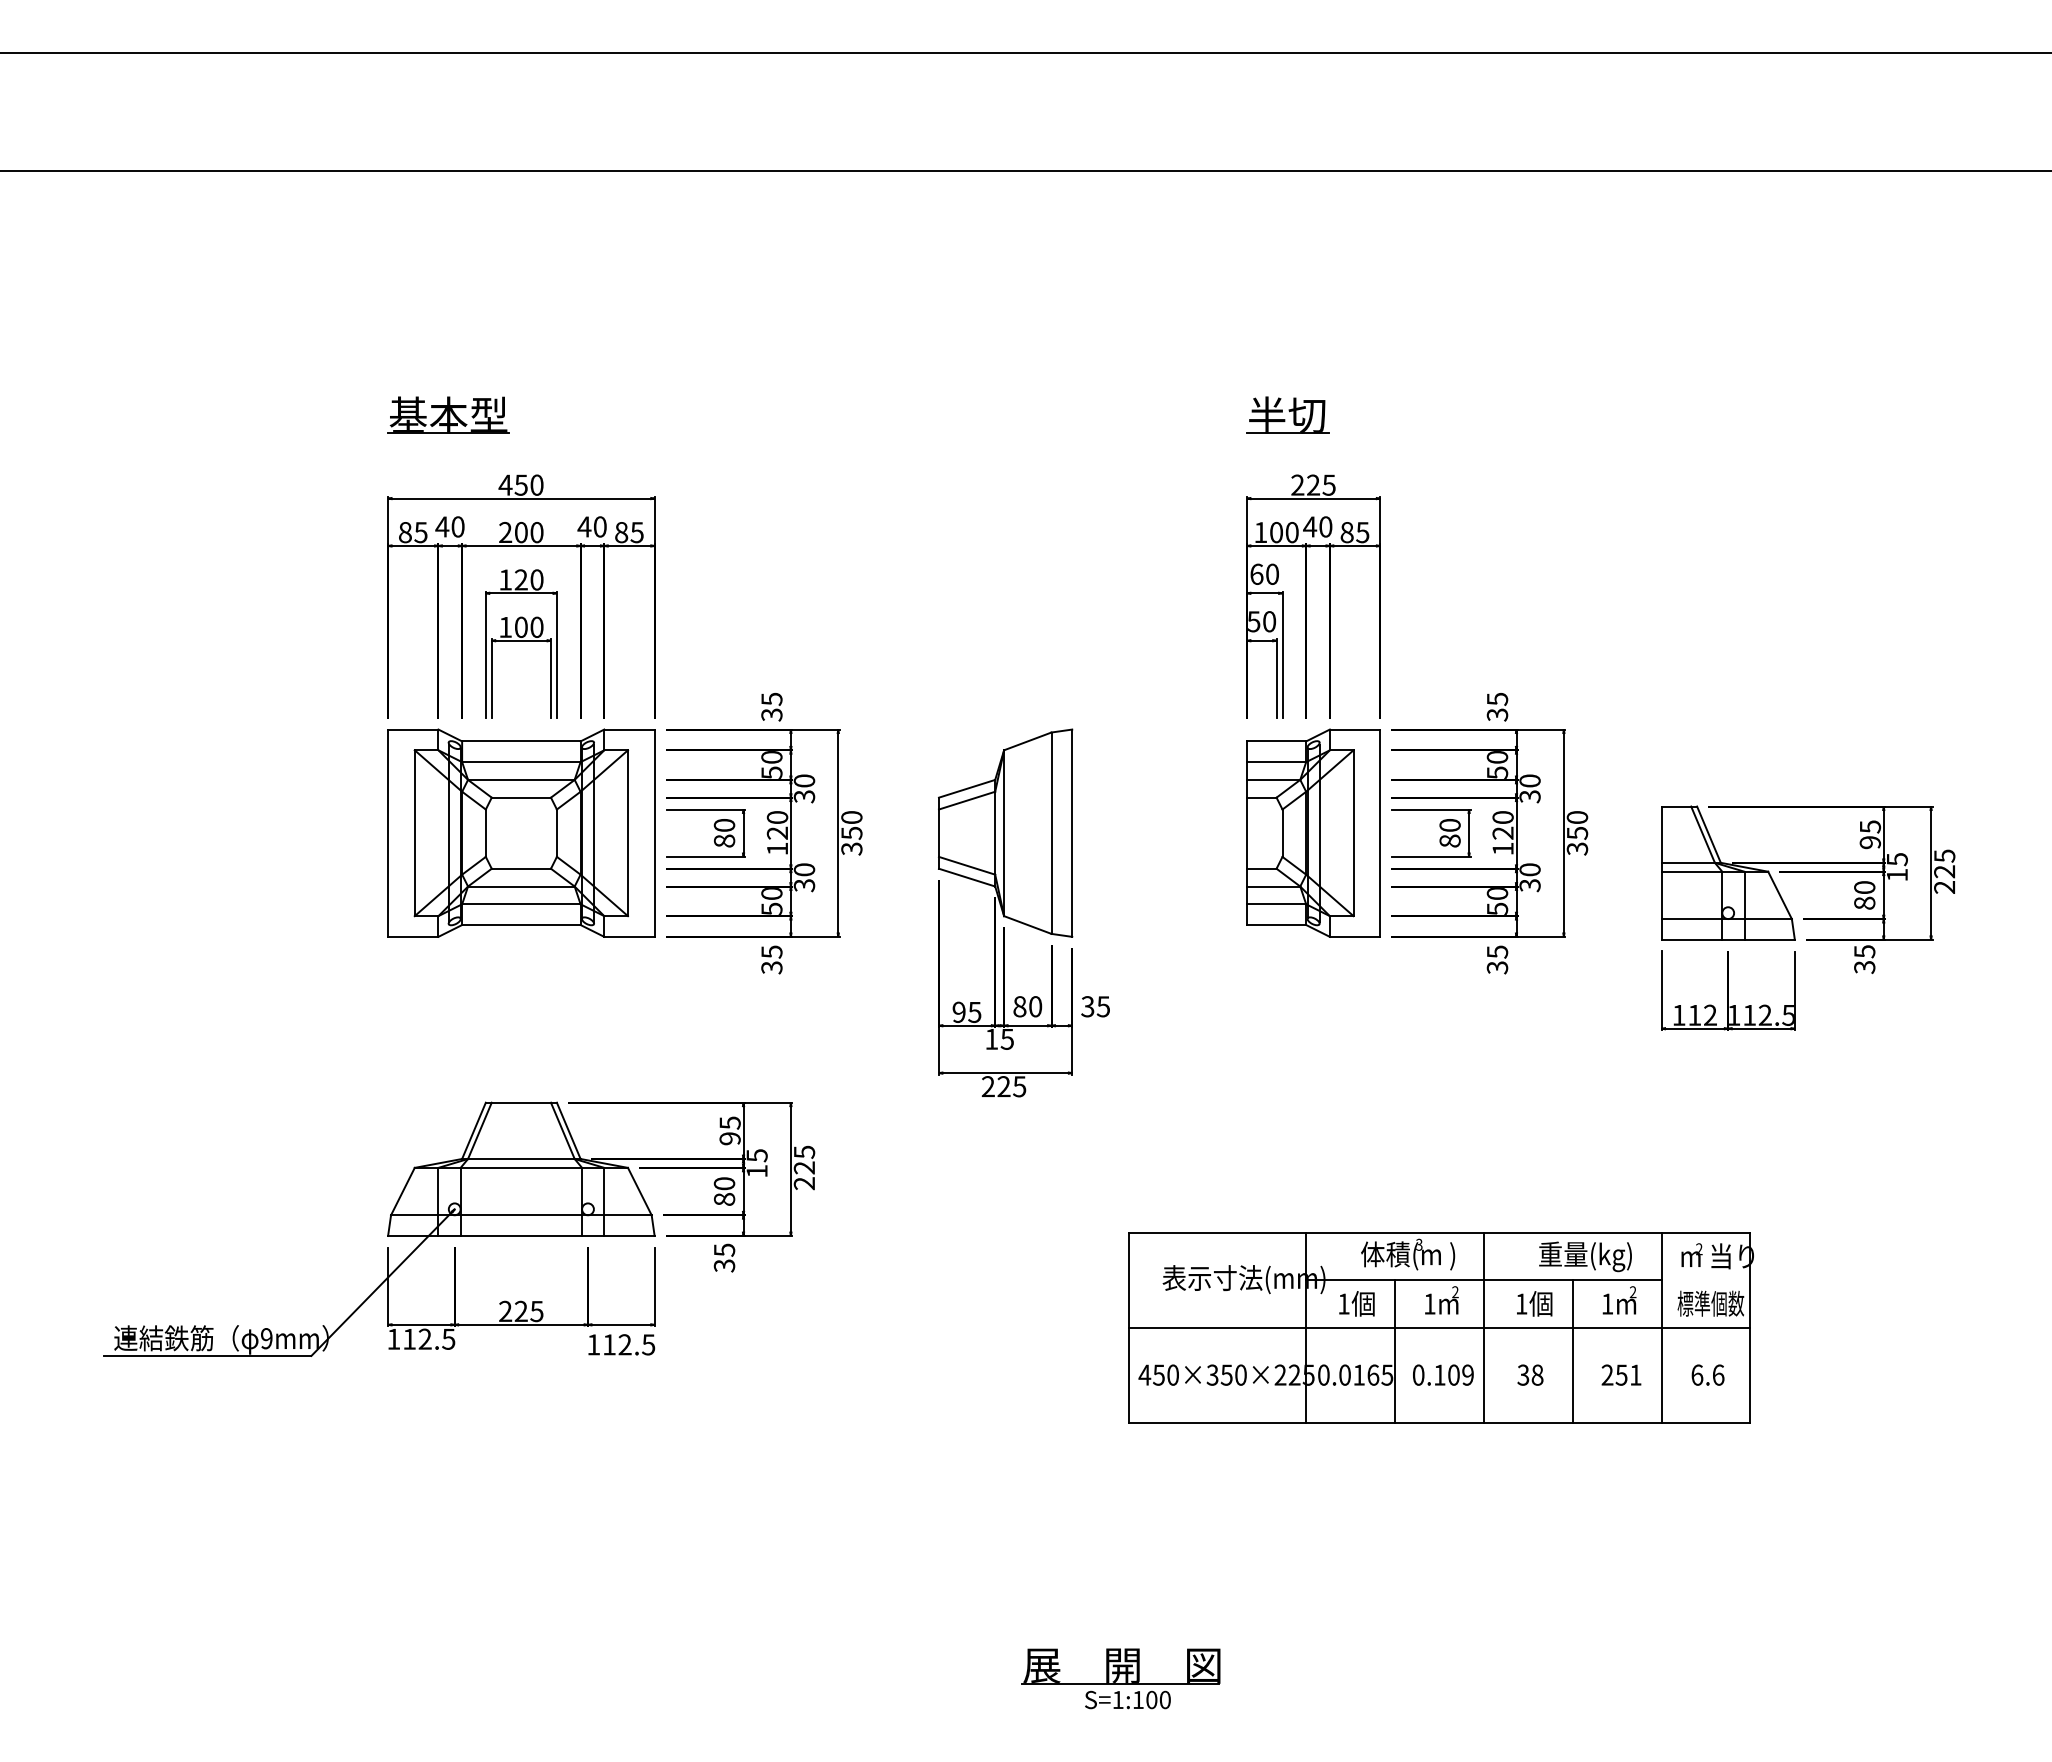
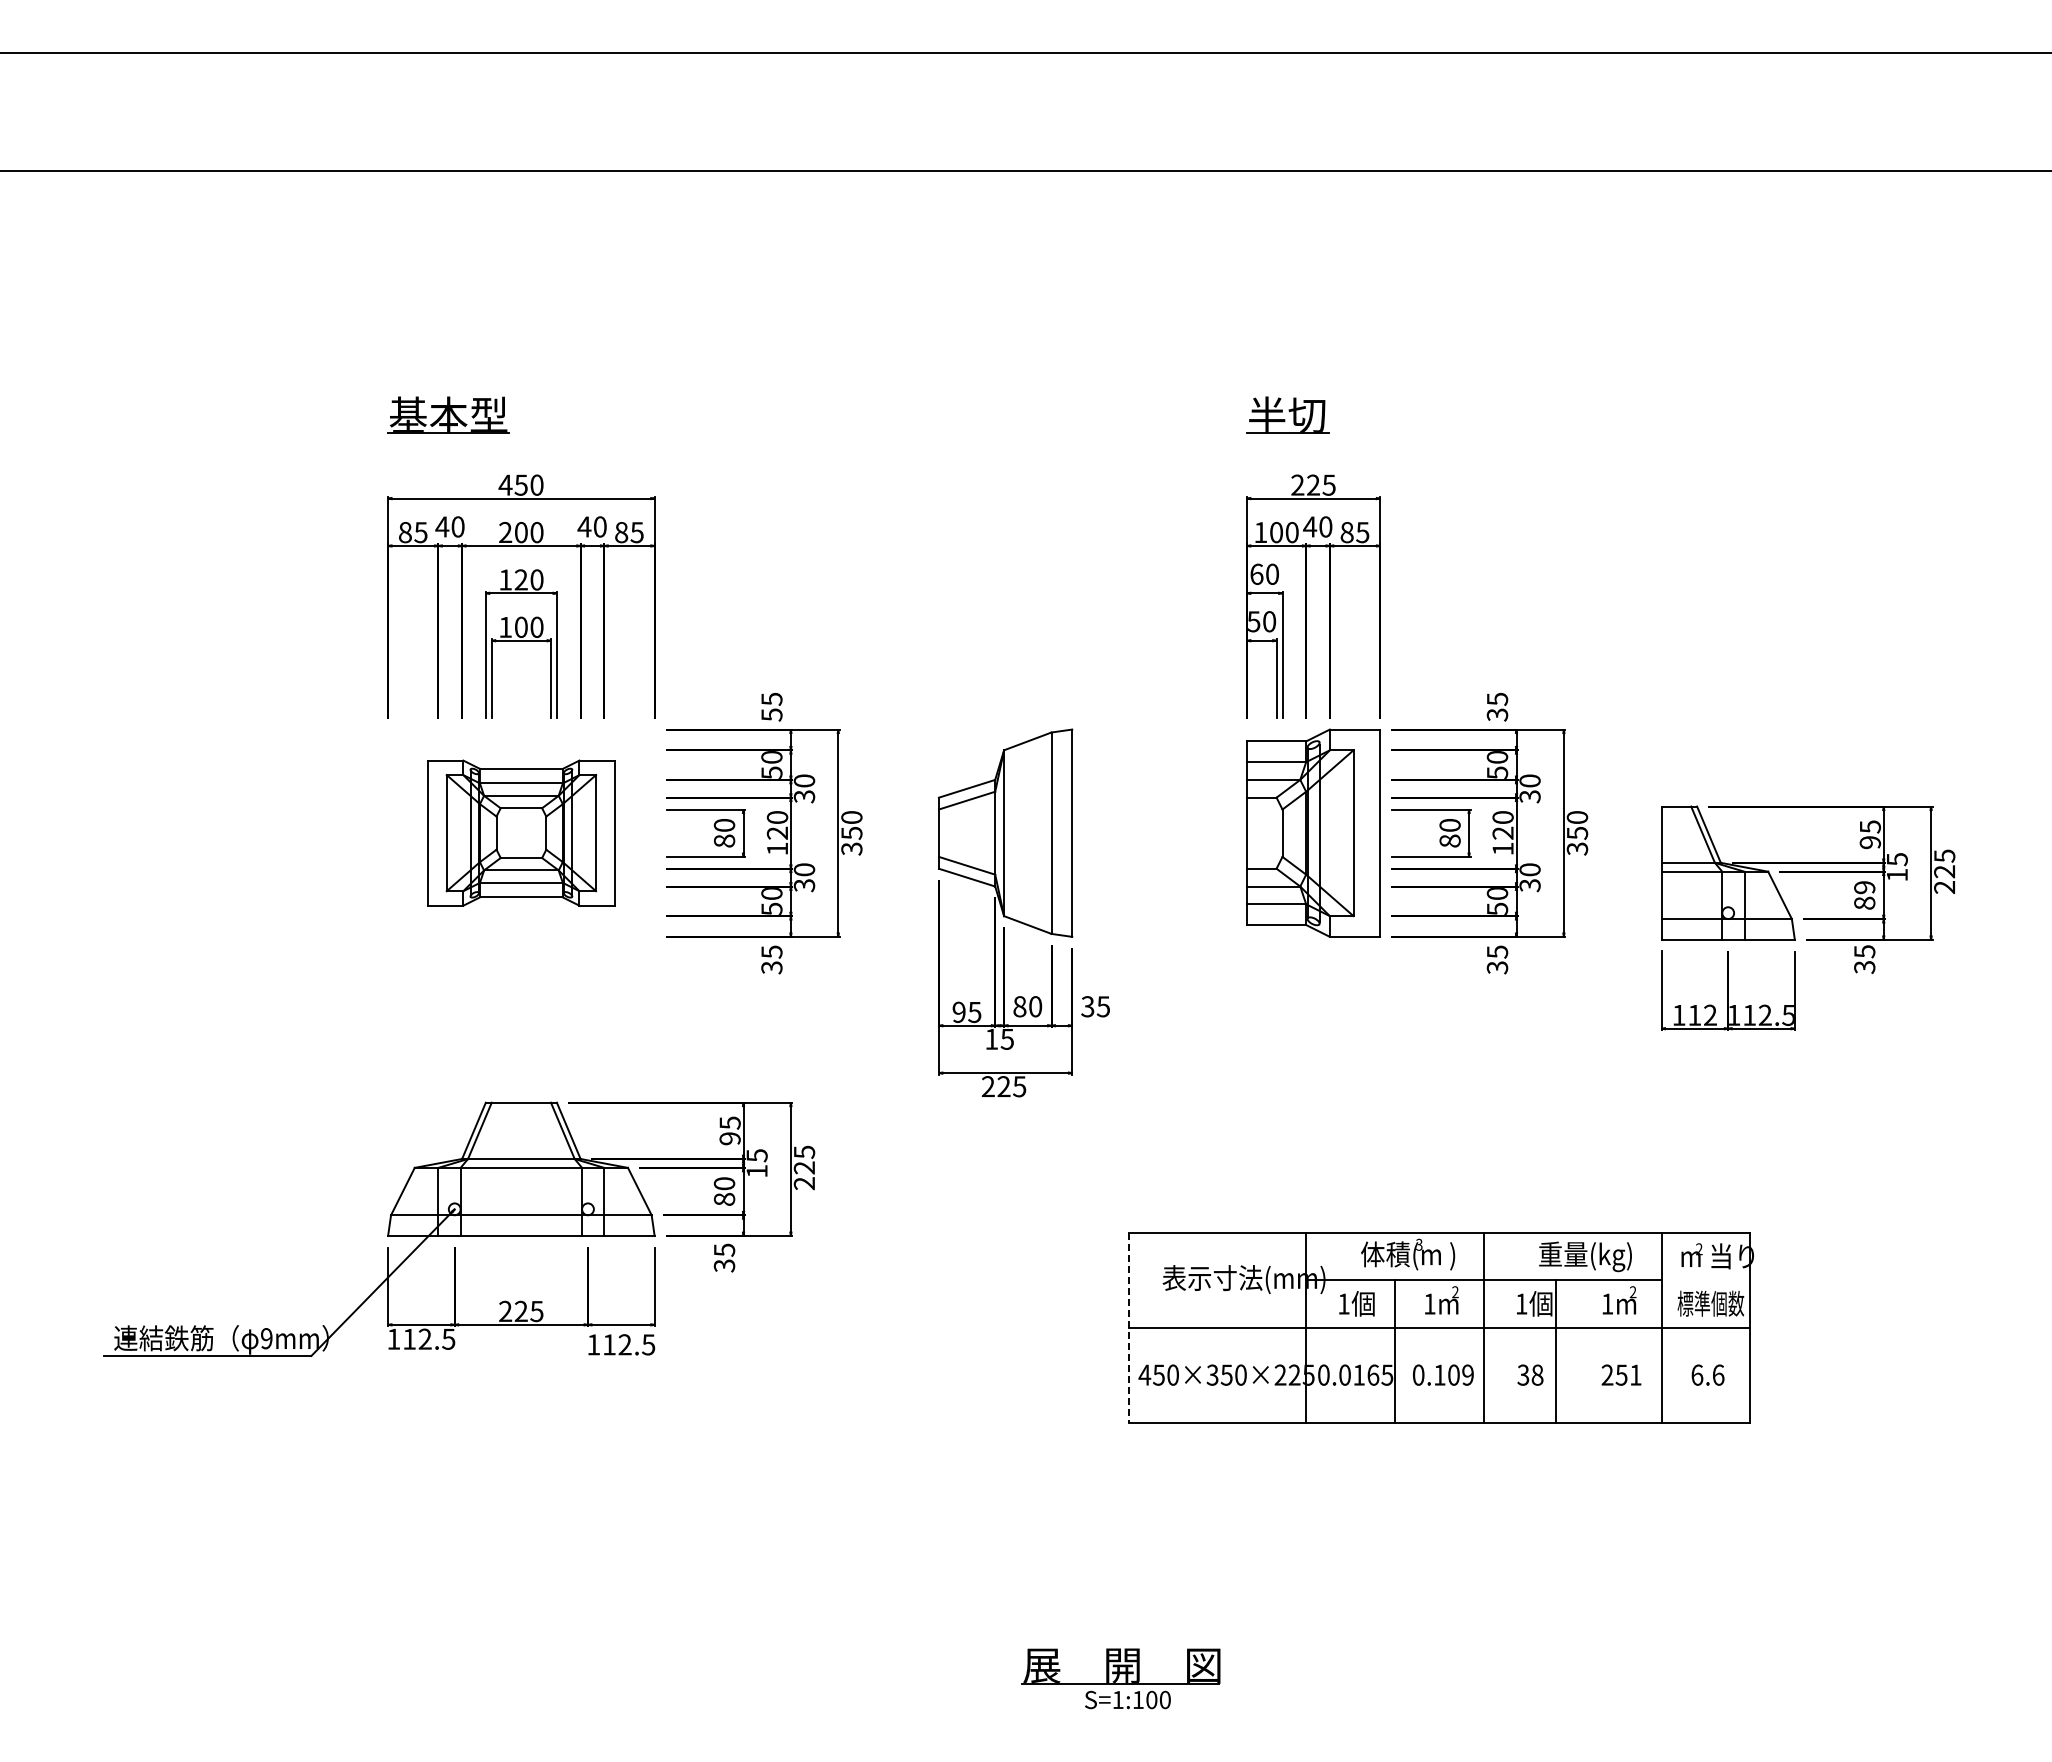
text: 35 -> 55 (771, 714)
part size: 269x210 px -> 189x148 px (521, 832)
text: 80 -> 89 (1864, 887)
line: solid -> dashed (1128, 1327)
line position: (1572, 1351) -> (1555, 1351) (1555, 1351)
